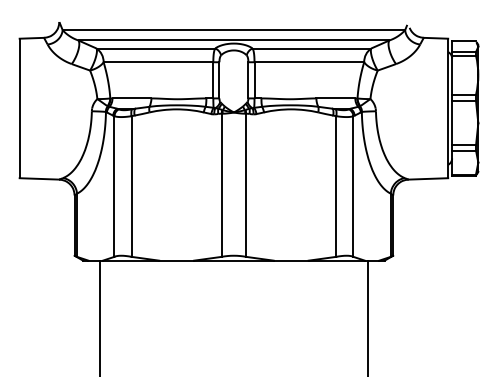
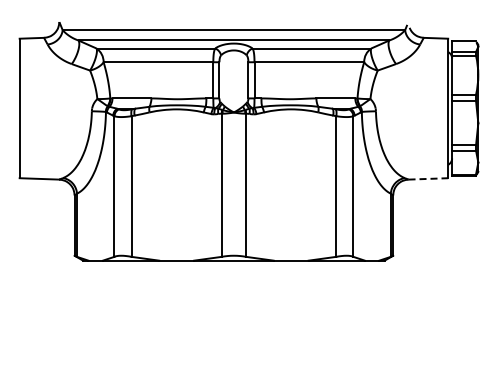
line: solid -> dashed (428, 178)
line: present -> none (100, 316)
line: present -> none (367, 316)
